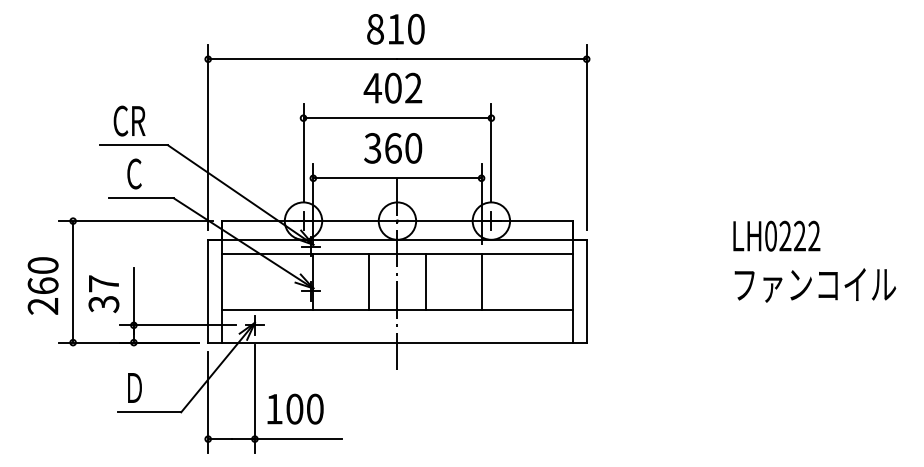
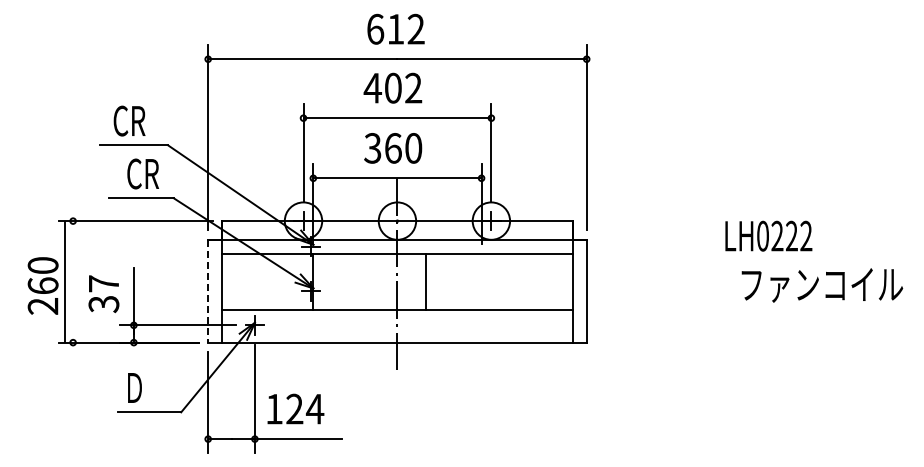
text: 810 -> 612 (395, 28)
text: C -> CR (152, 173)
text position: (776, 235) -> (768, 235) (768, 235)
line position: (73, 281) -> (65, 281) (65, 281)
line: present -> none (369, 281)
line: present -> none (481, 281)
text position: (815, 285) -> (822, 285) (822, 285)
line: solid -> dashed (208, 291)
text: 100 -> 124 (305, 408)
